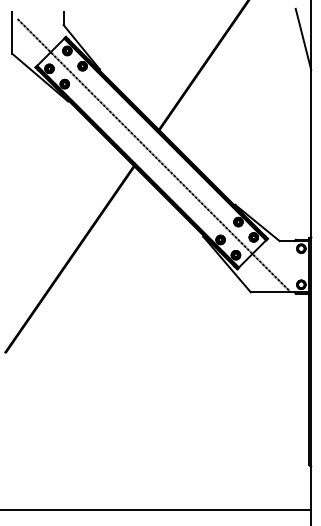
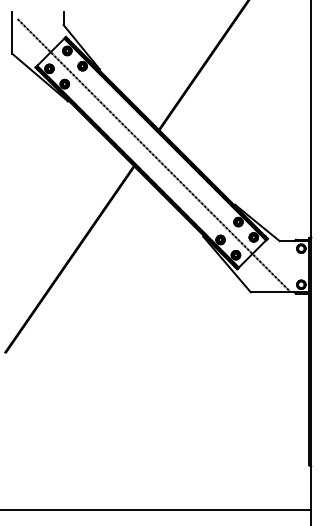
line: present -> none (303, 38)
